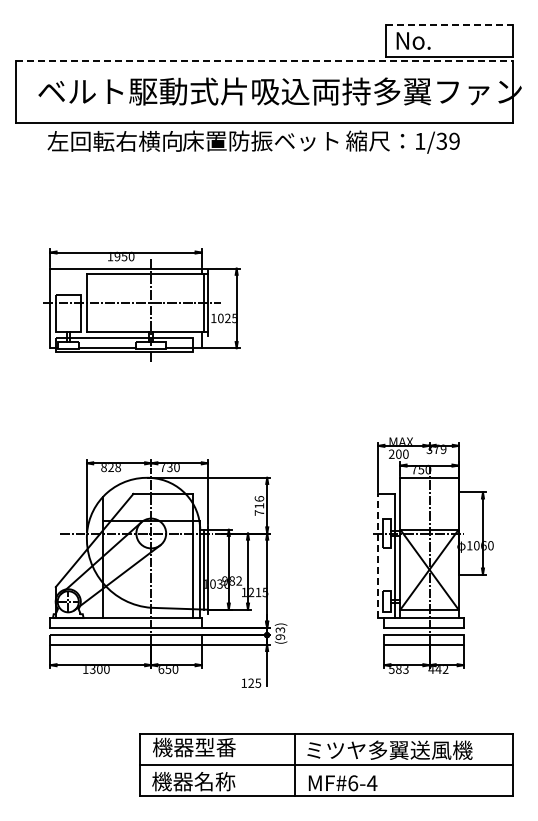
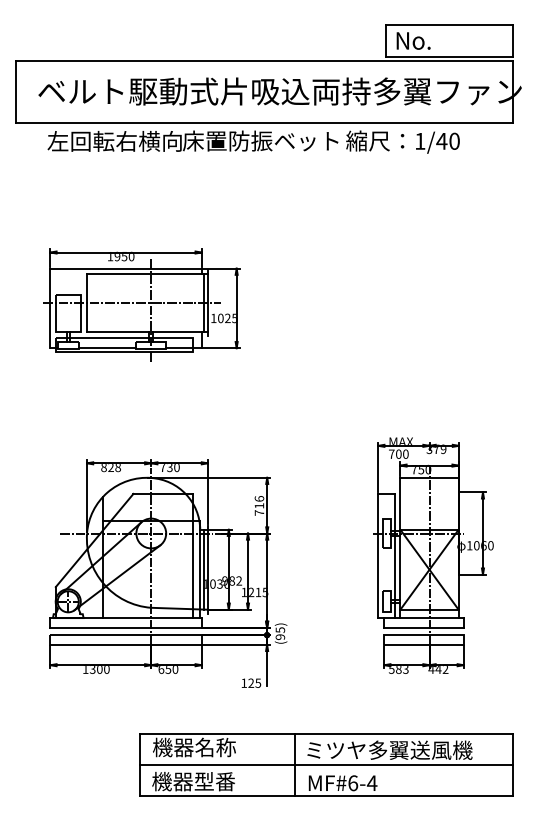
line: dashed -> solid (449, 24)
line: dashed -> solid (264, 61)
text: 1/39 -> 1/40 (447, 140)
text: 200 -> 700 (391, 453)
line: dashed -> solid (378, 555)
text: (93) -> (95) (279, 629)
text: 機器型番 -> 機器名称 (215, 747)
text: 機器名称 -> 機器型番 (214, 781)
